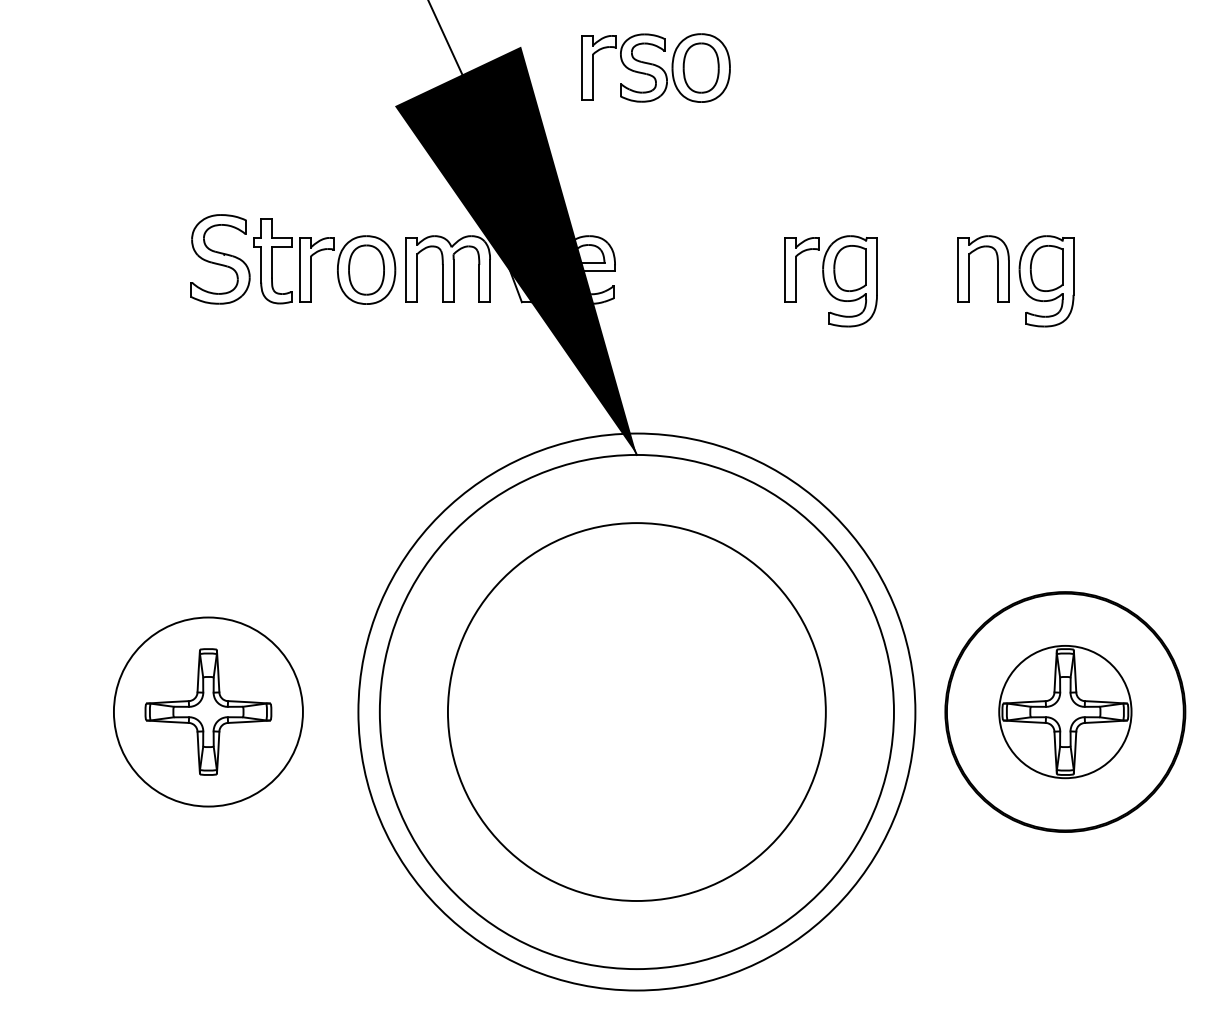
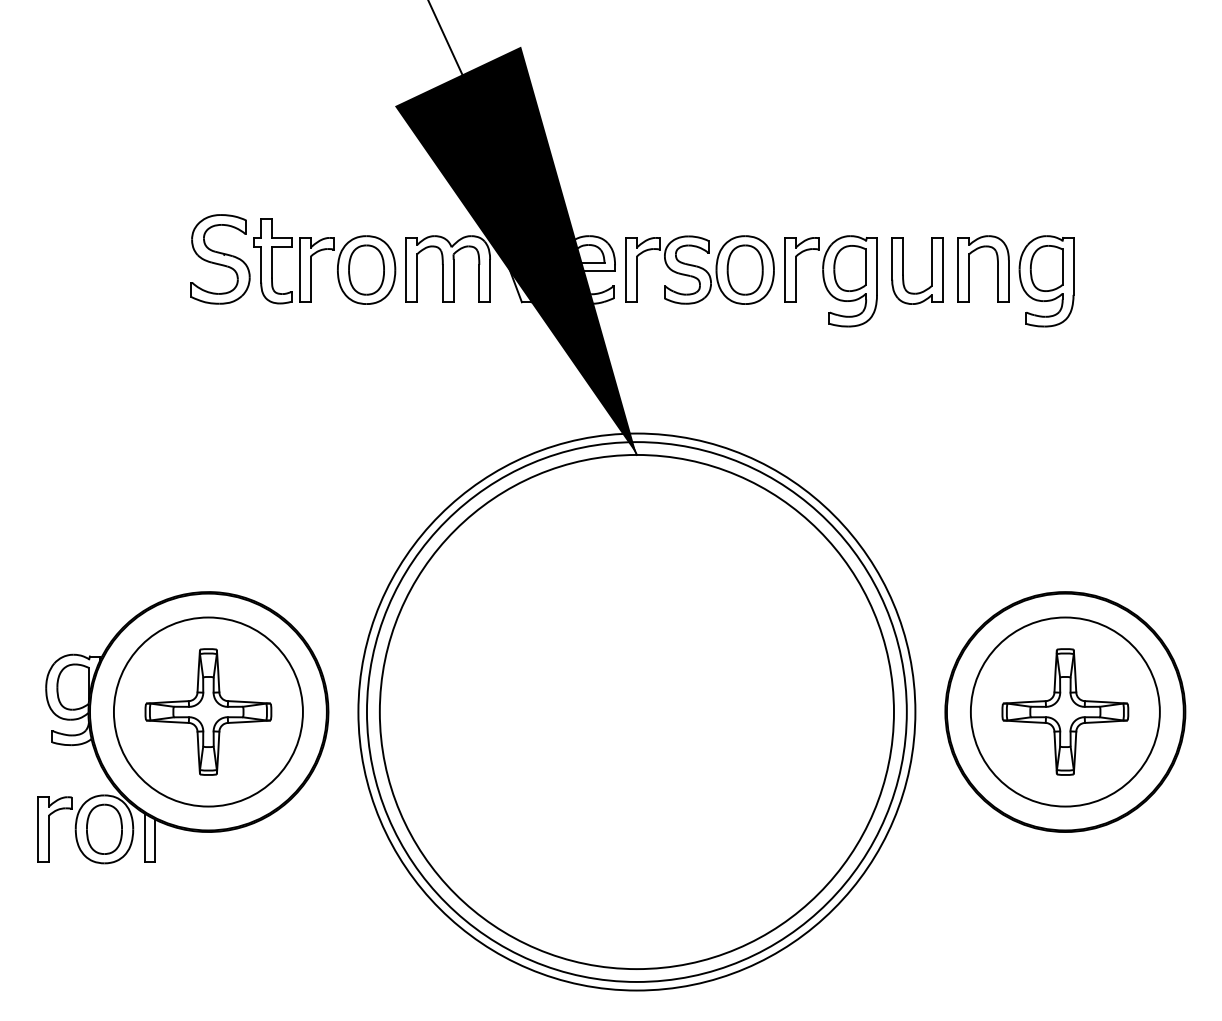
part position: (655, 67) -> (699, 269) (699, 269)
part: none -> present (903, 270)
circle diameter: 378 px -> 540 px (636, 711)
circle diameter: 132 px -> 189 px (1064, 711)
part: none -> present (183, 727)
